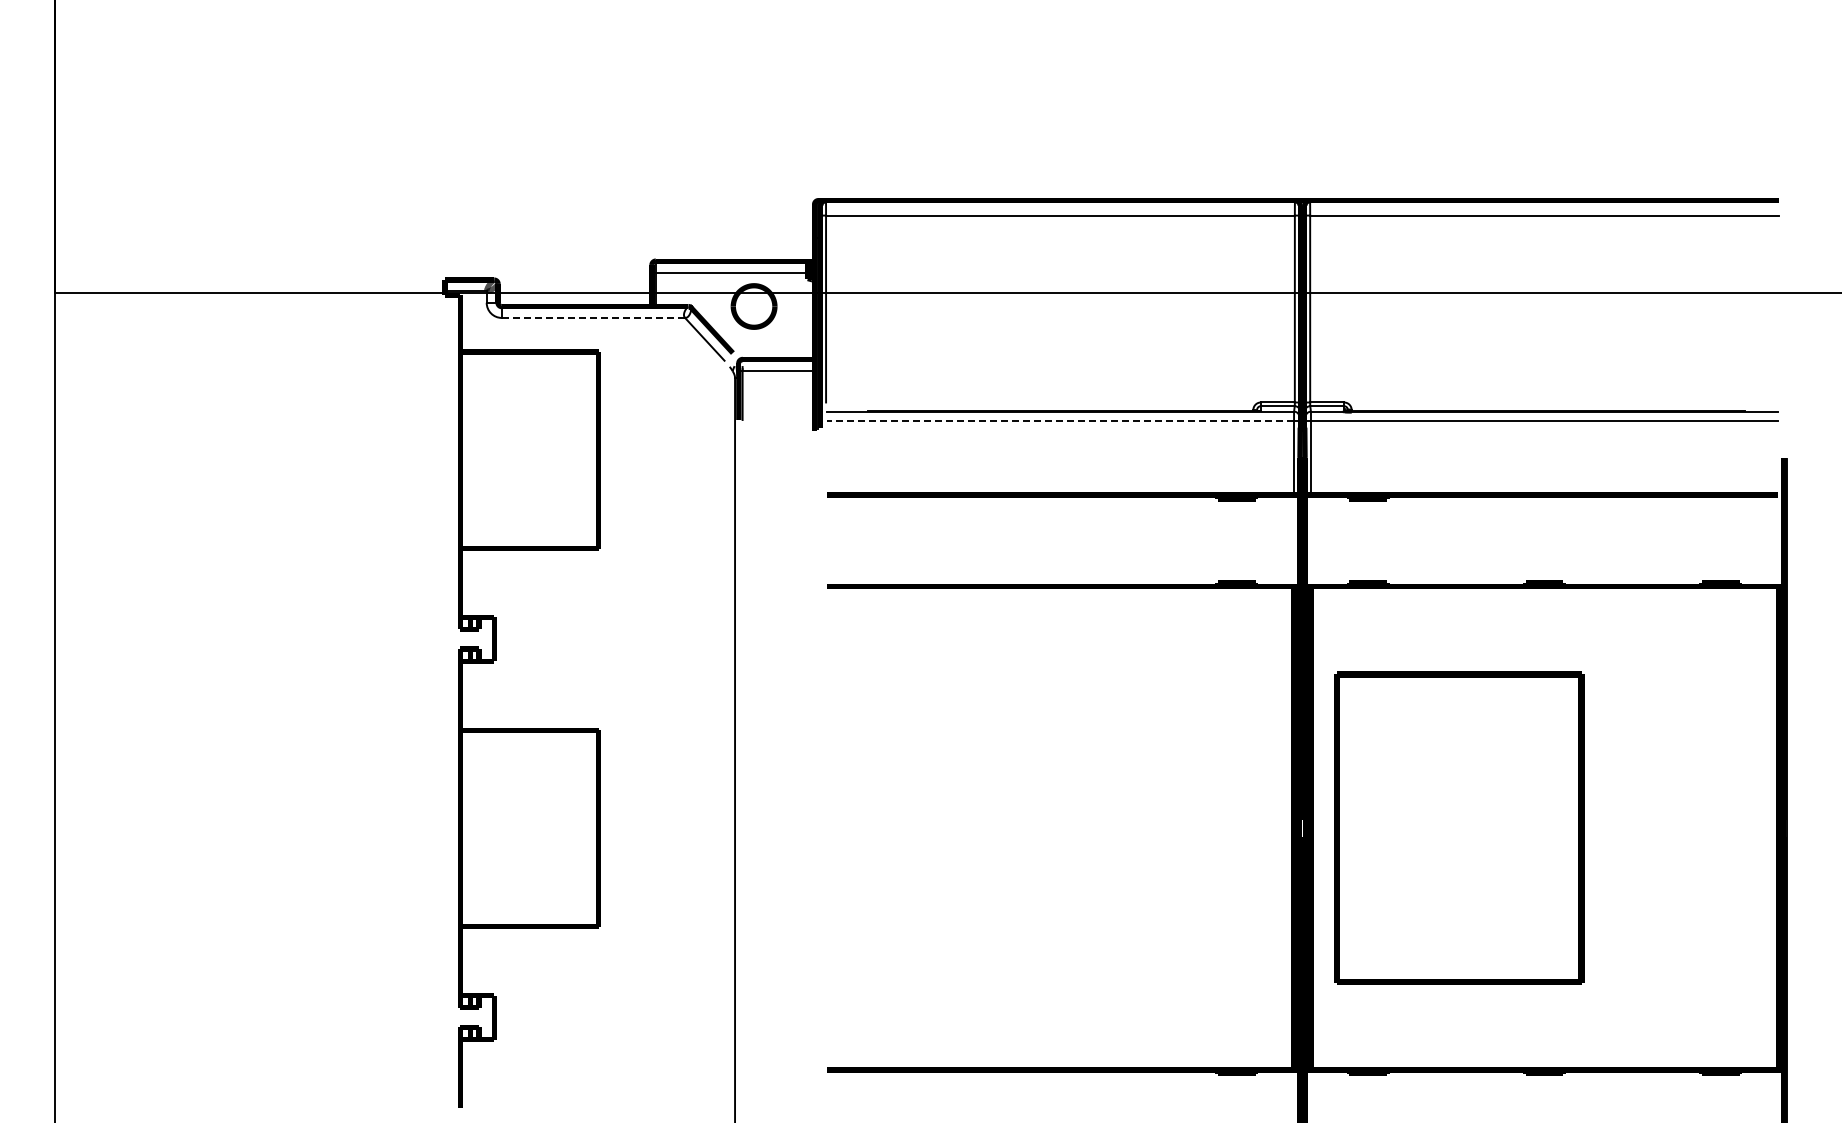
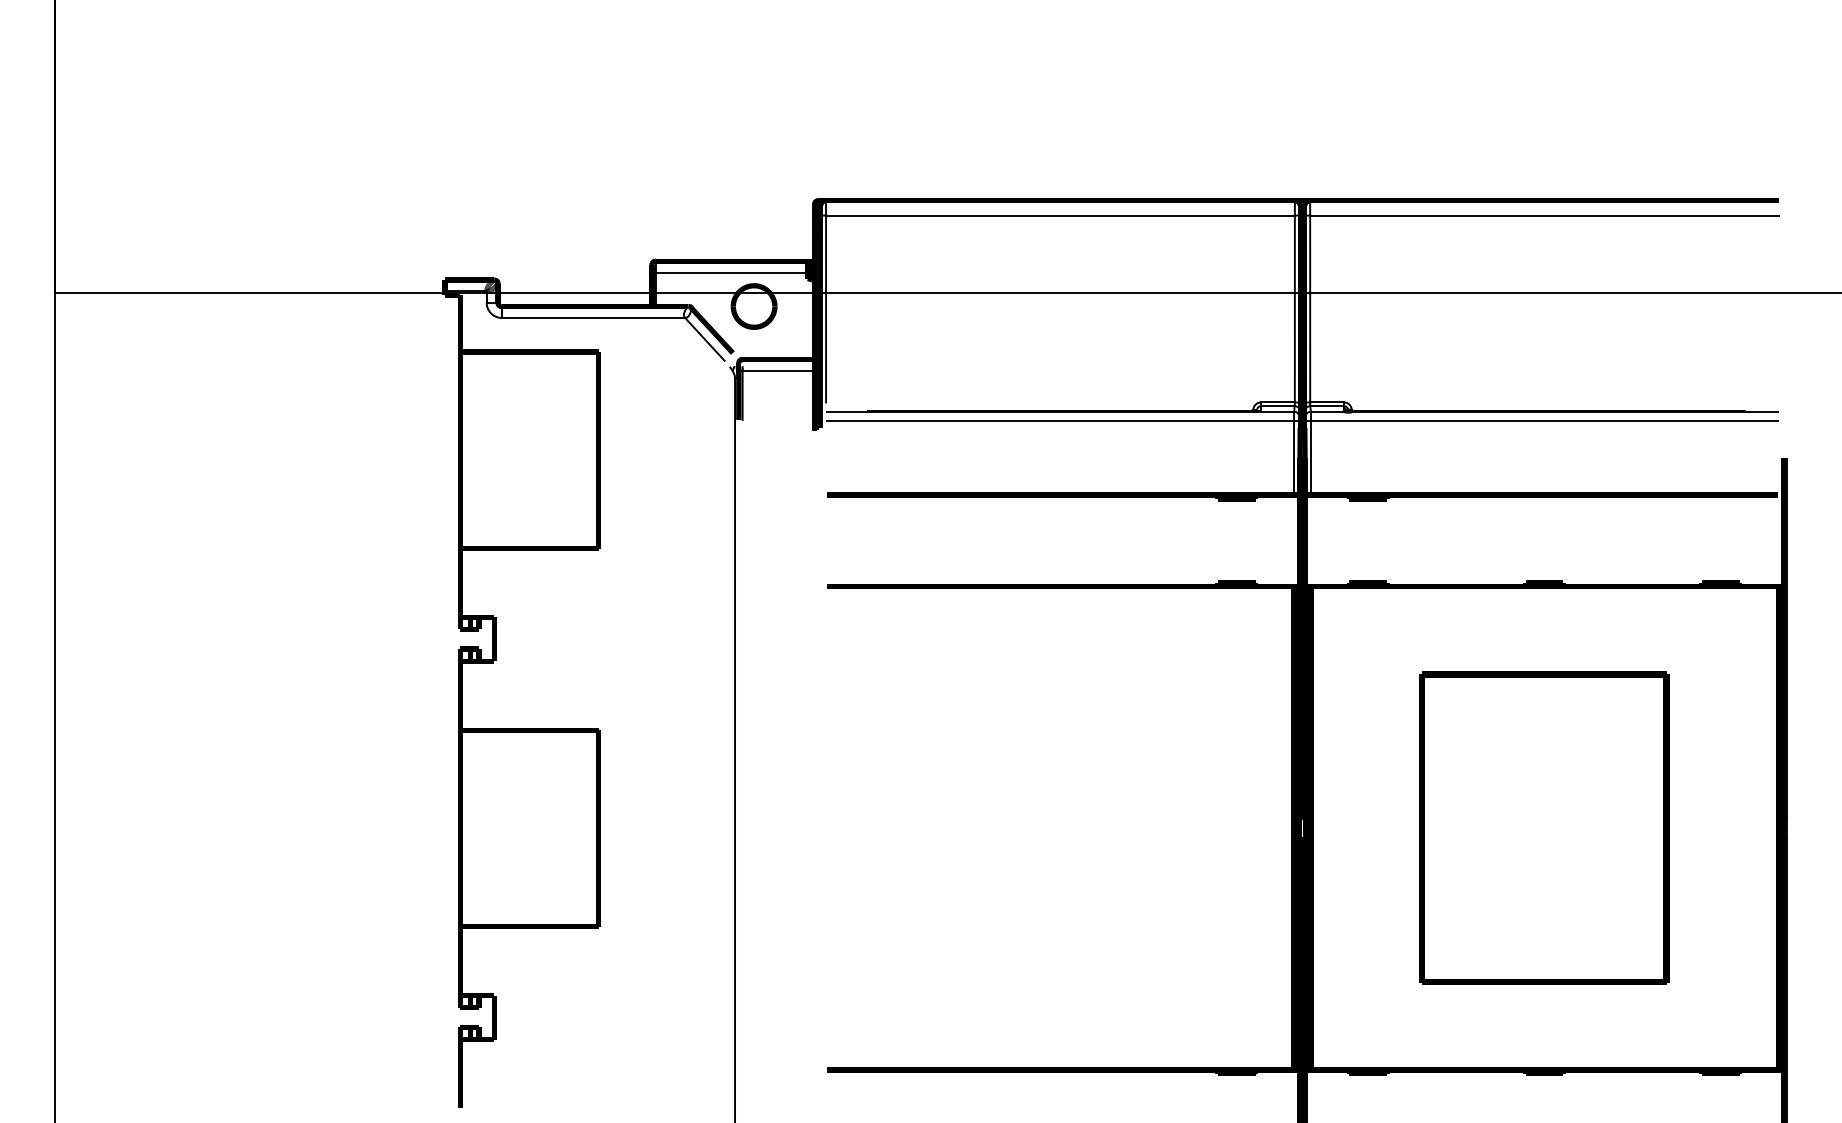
line: dashed -> solid (593, 317)
line: dashed -> solid (1060, 421)
part position: (1459, 827) -> (1544, 827) (1544, 827)
